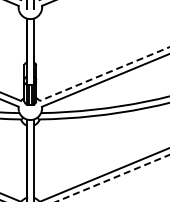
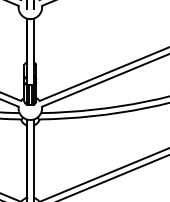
line: dashed -> solid (104, 74)
line: dashed -> solid (112, 178)
